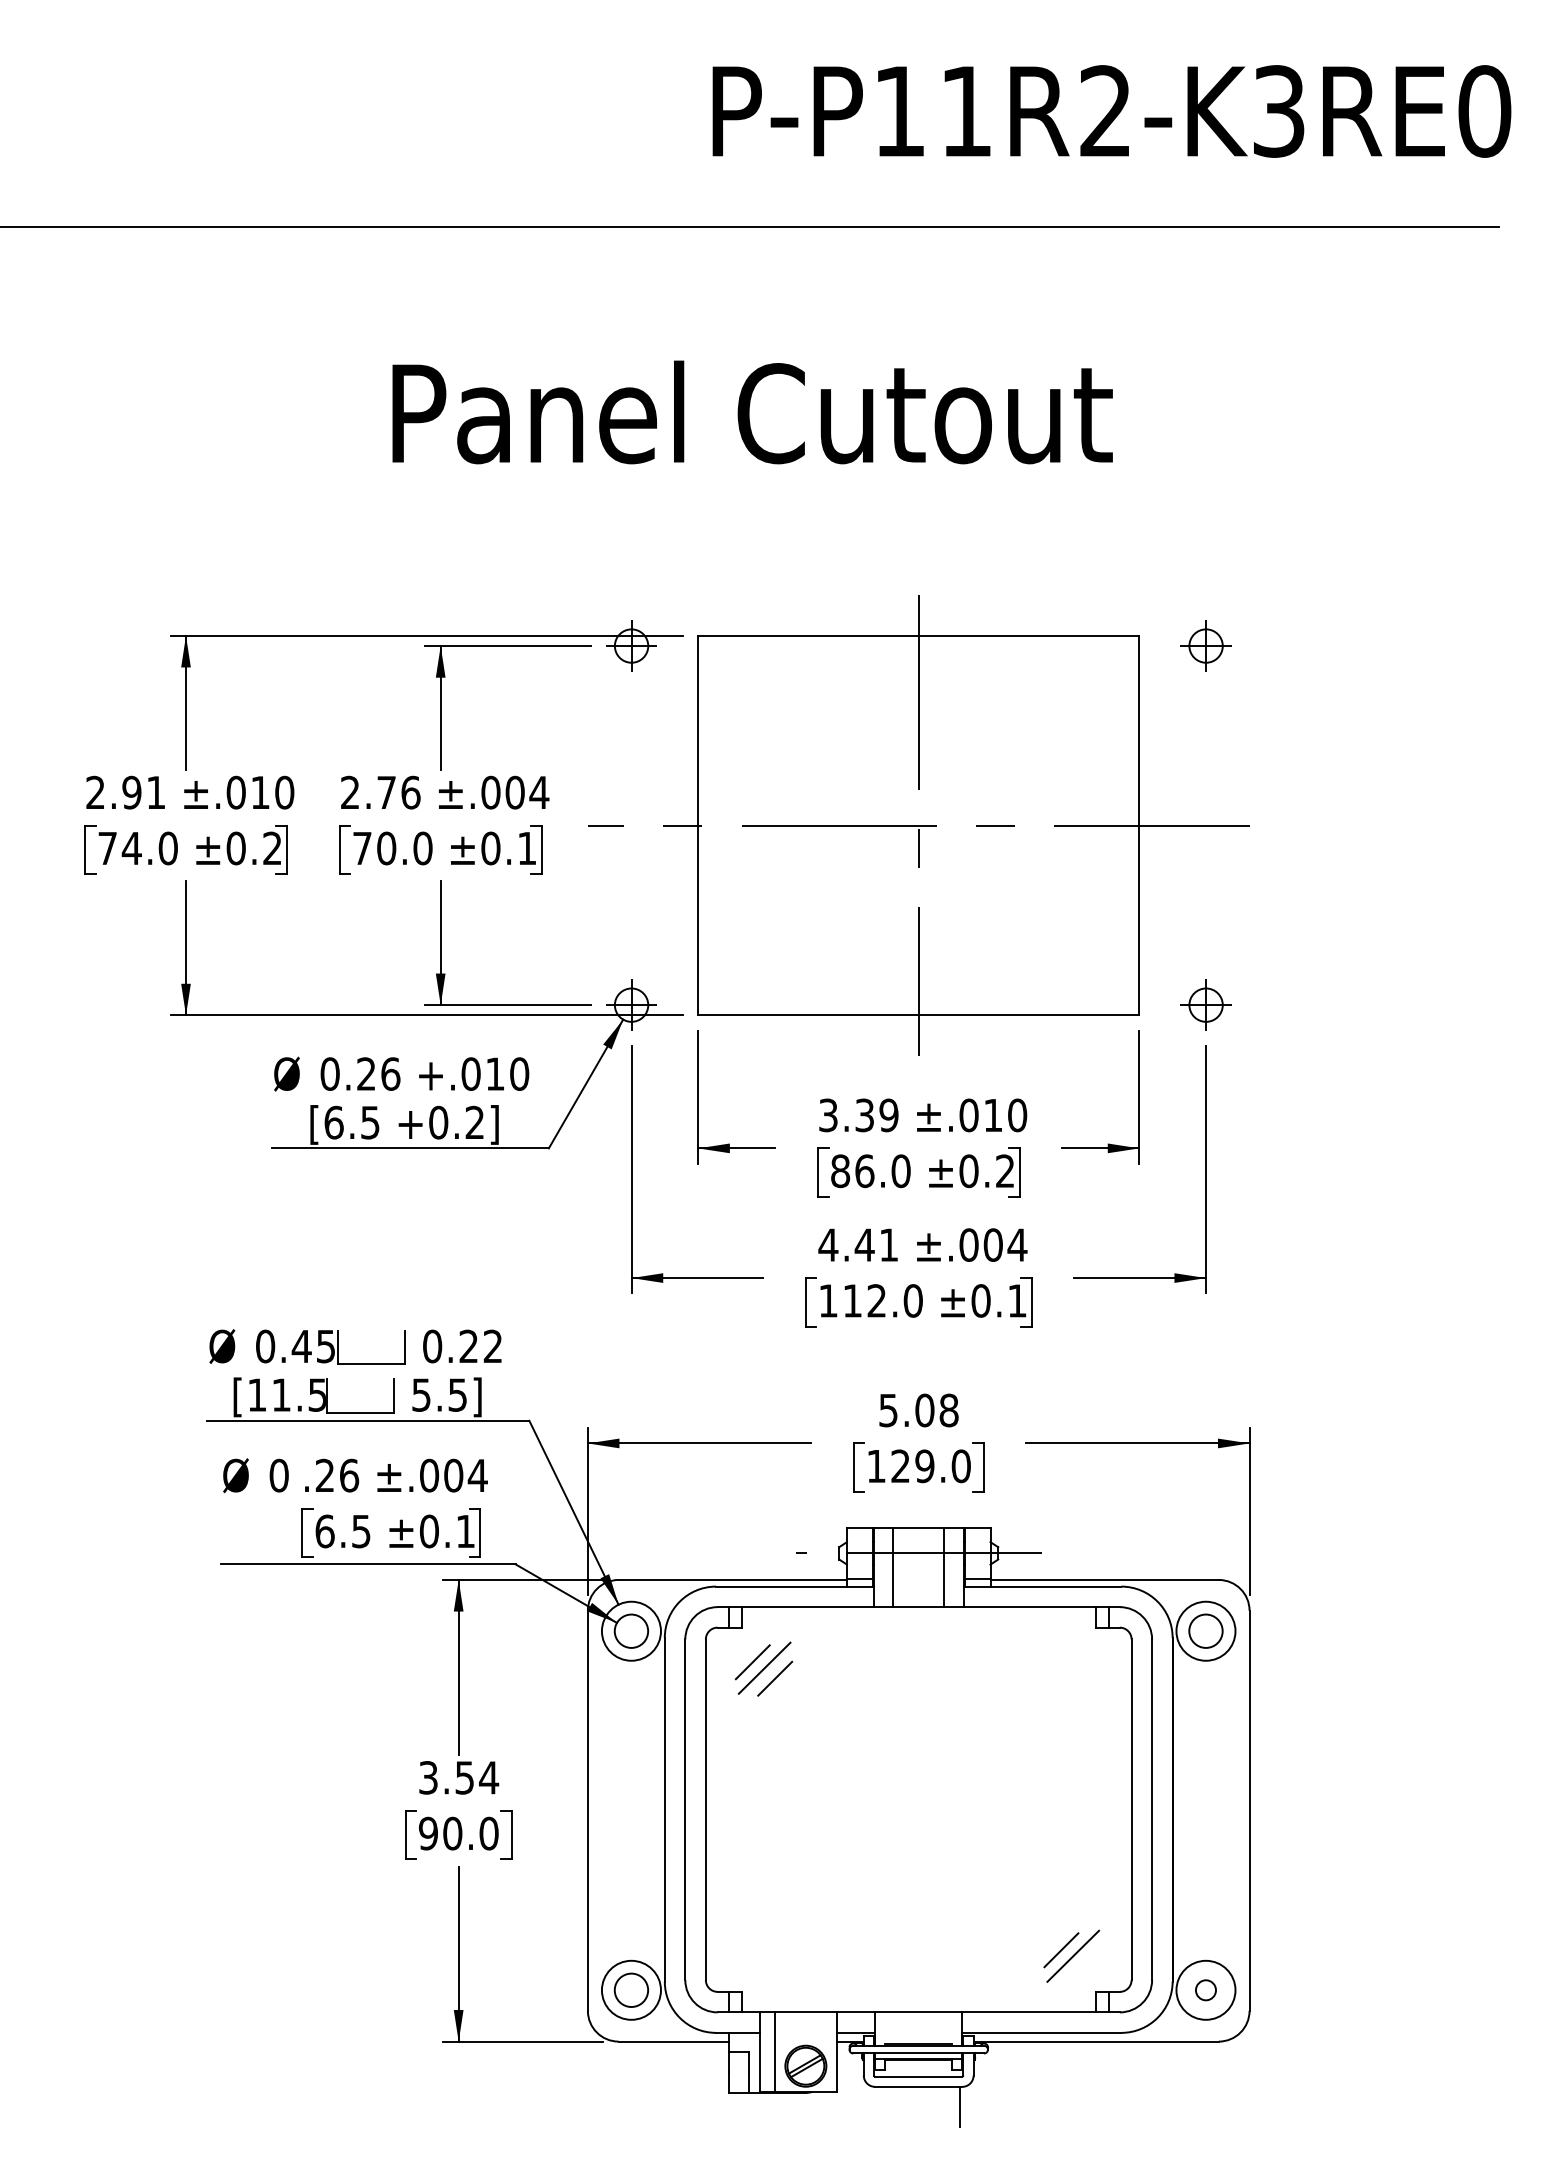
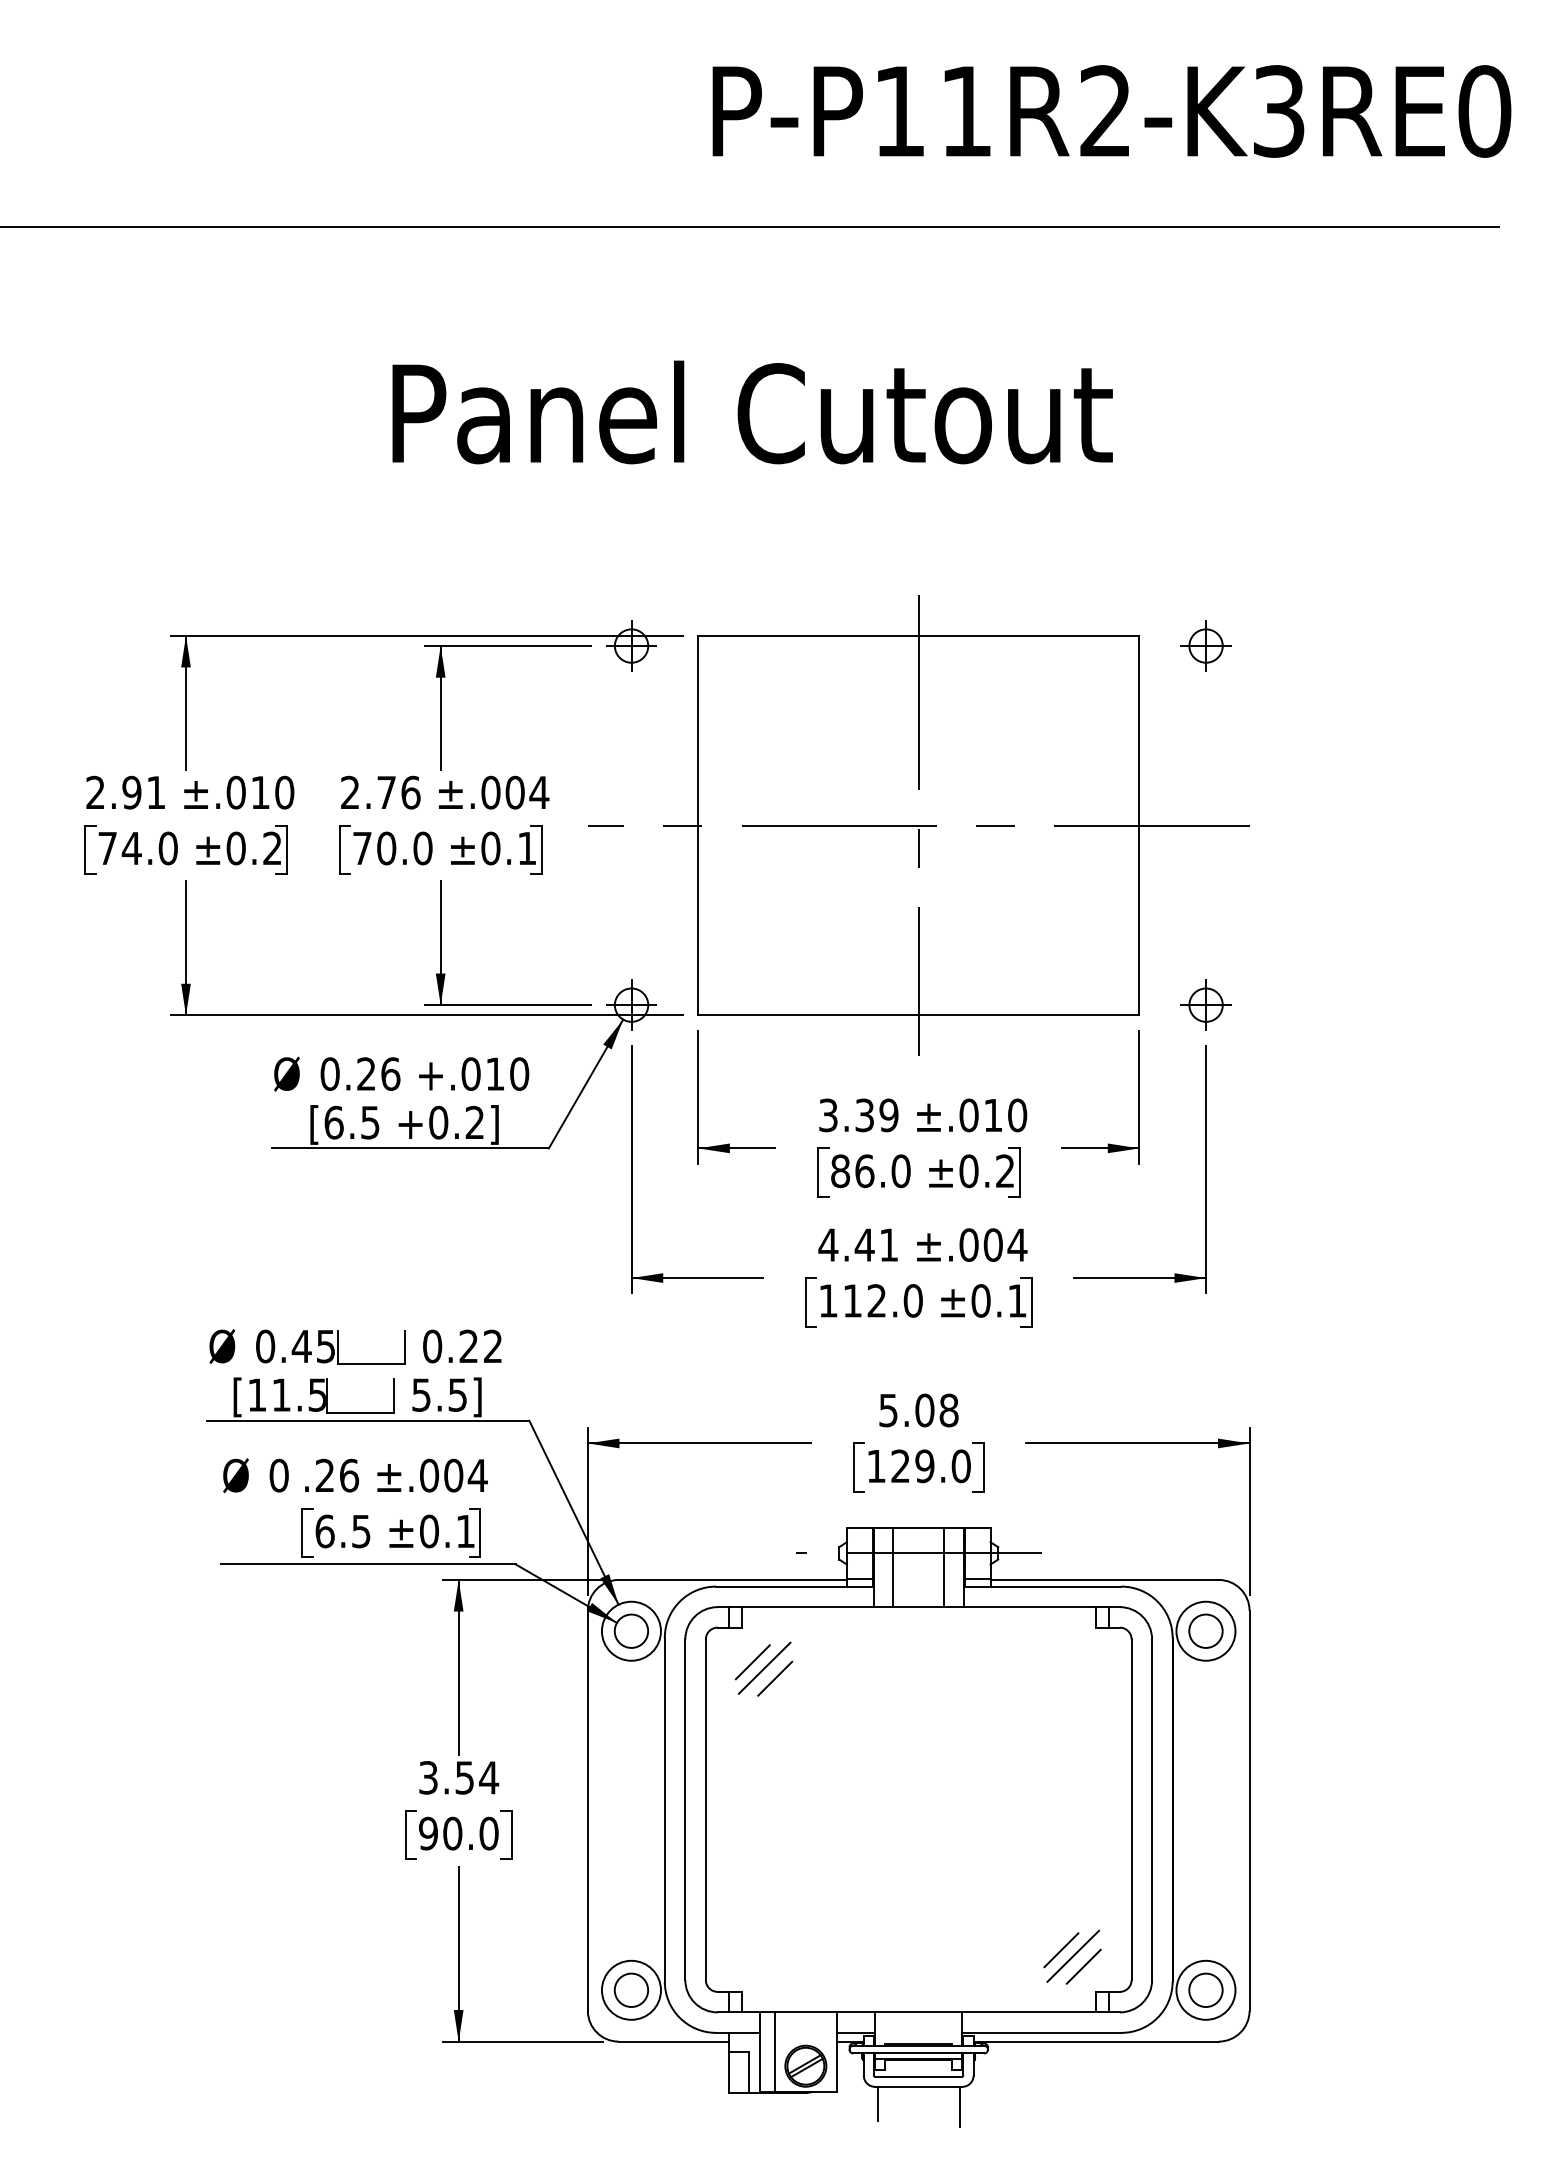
line: none -> present (1083, 1966)
circle diameter: 20 px -> 33 px (1205, 1990)
line: none -> present (877, 2103)
